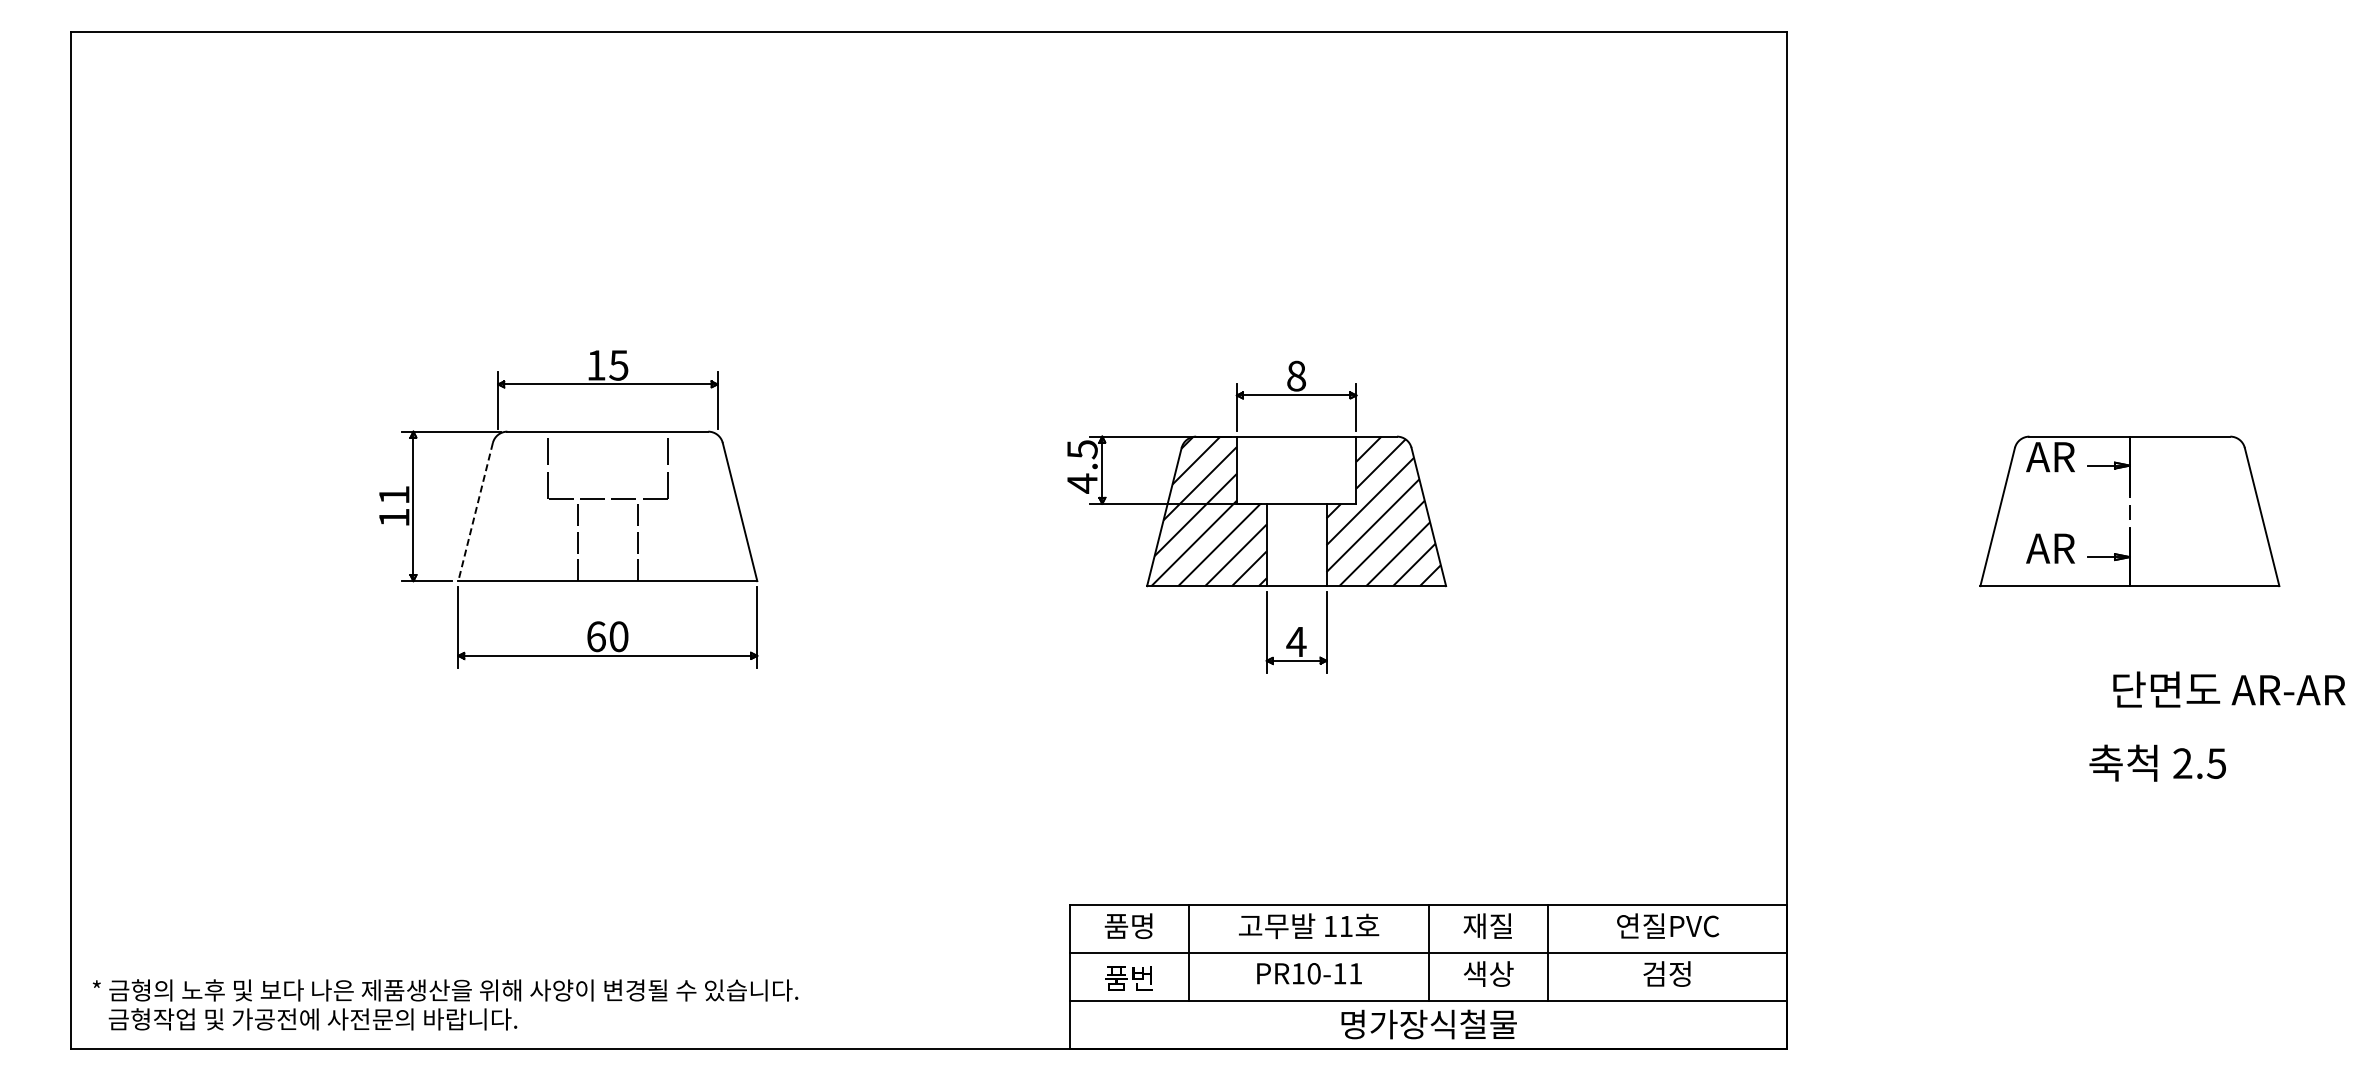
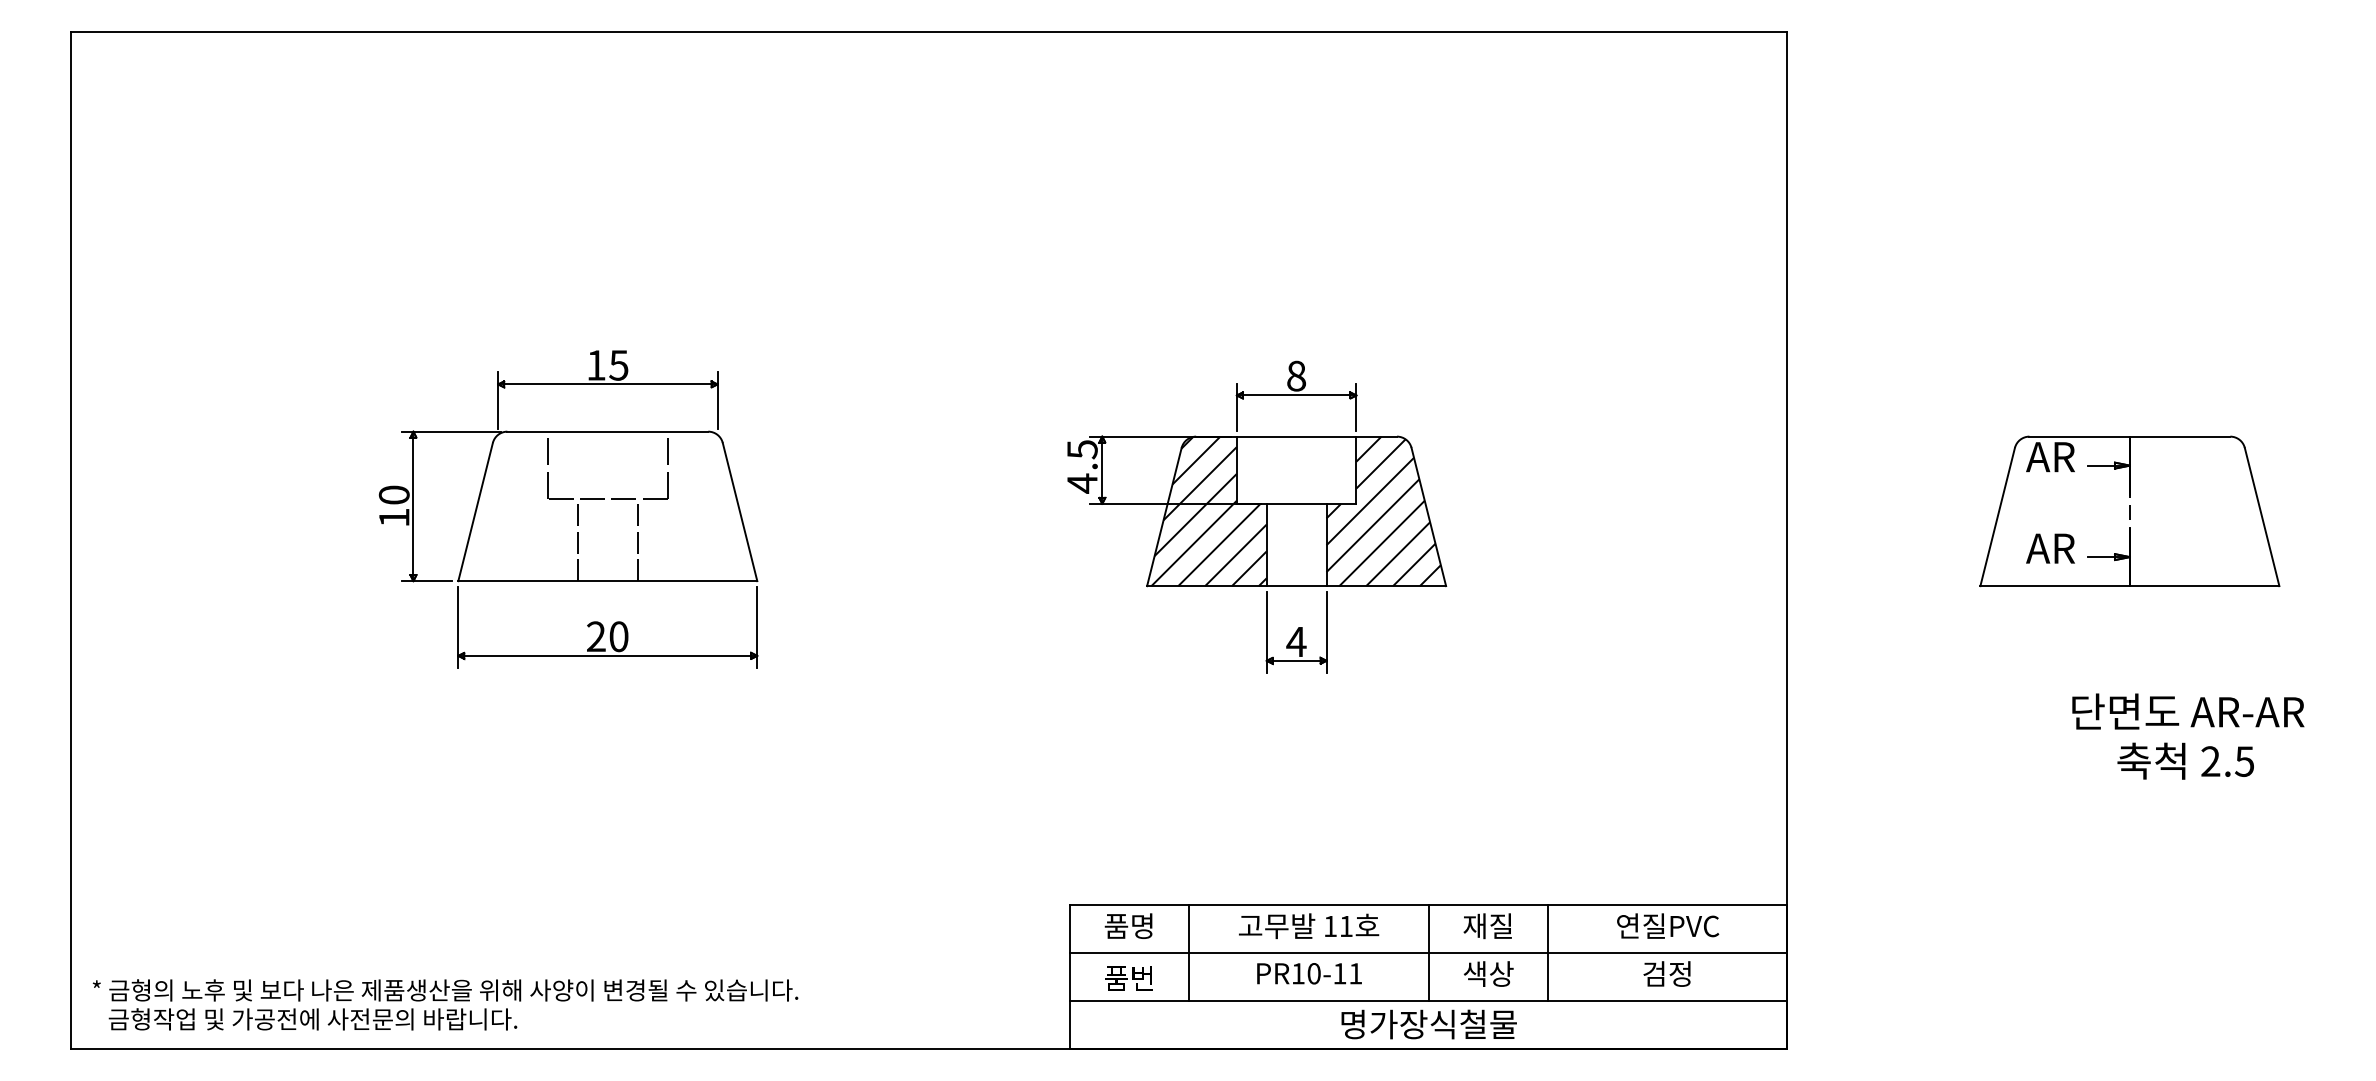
text: 11 -> 10 (393, 494)
line: dashed -> solid (475, 512)
text: 60 -> 20 (596, 636)
text position: (2229, 689) -> (2188, 711) (2188, 711)
text position: (2157, 762) -> (2185, 760) (2185, 760)
